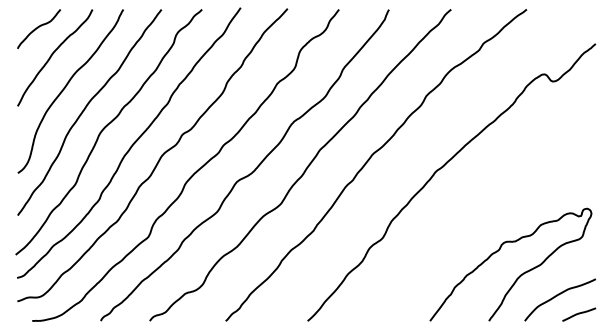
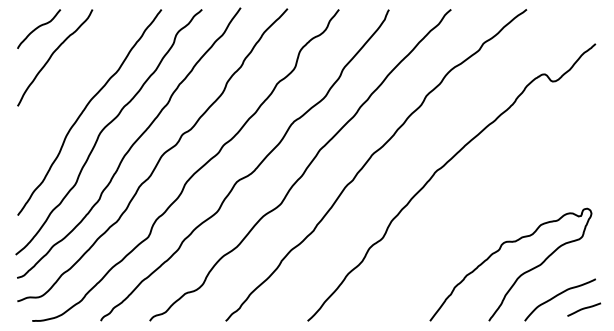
curve: present -> none (66, 87)
curve position: (579, 314) -> (584, 309) (584, 309)
